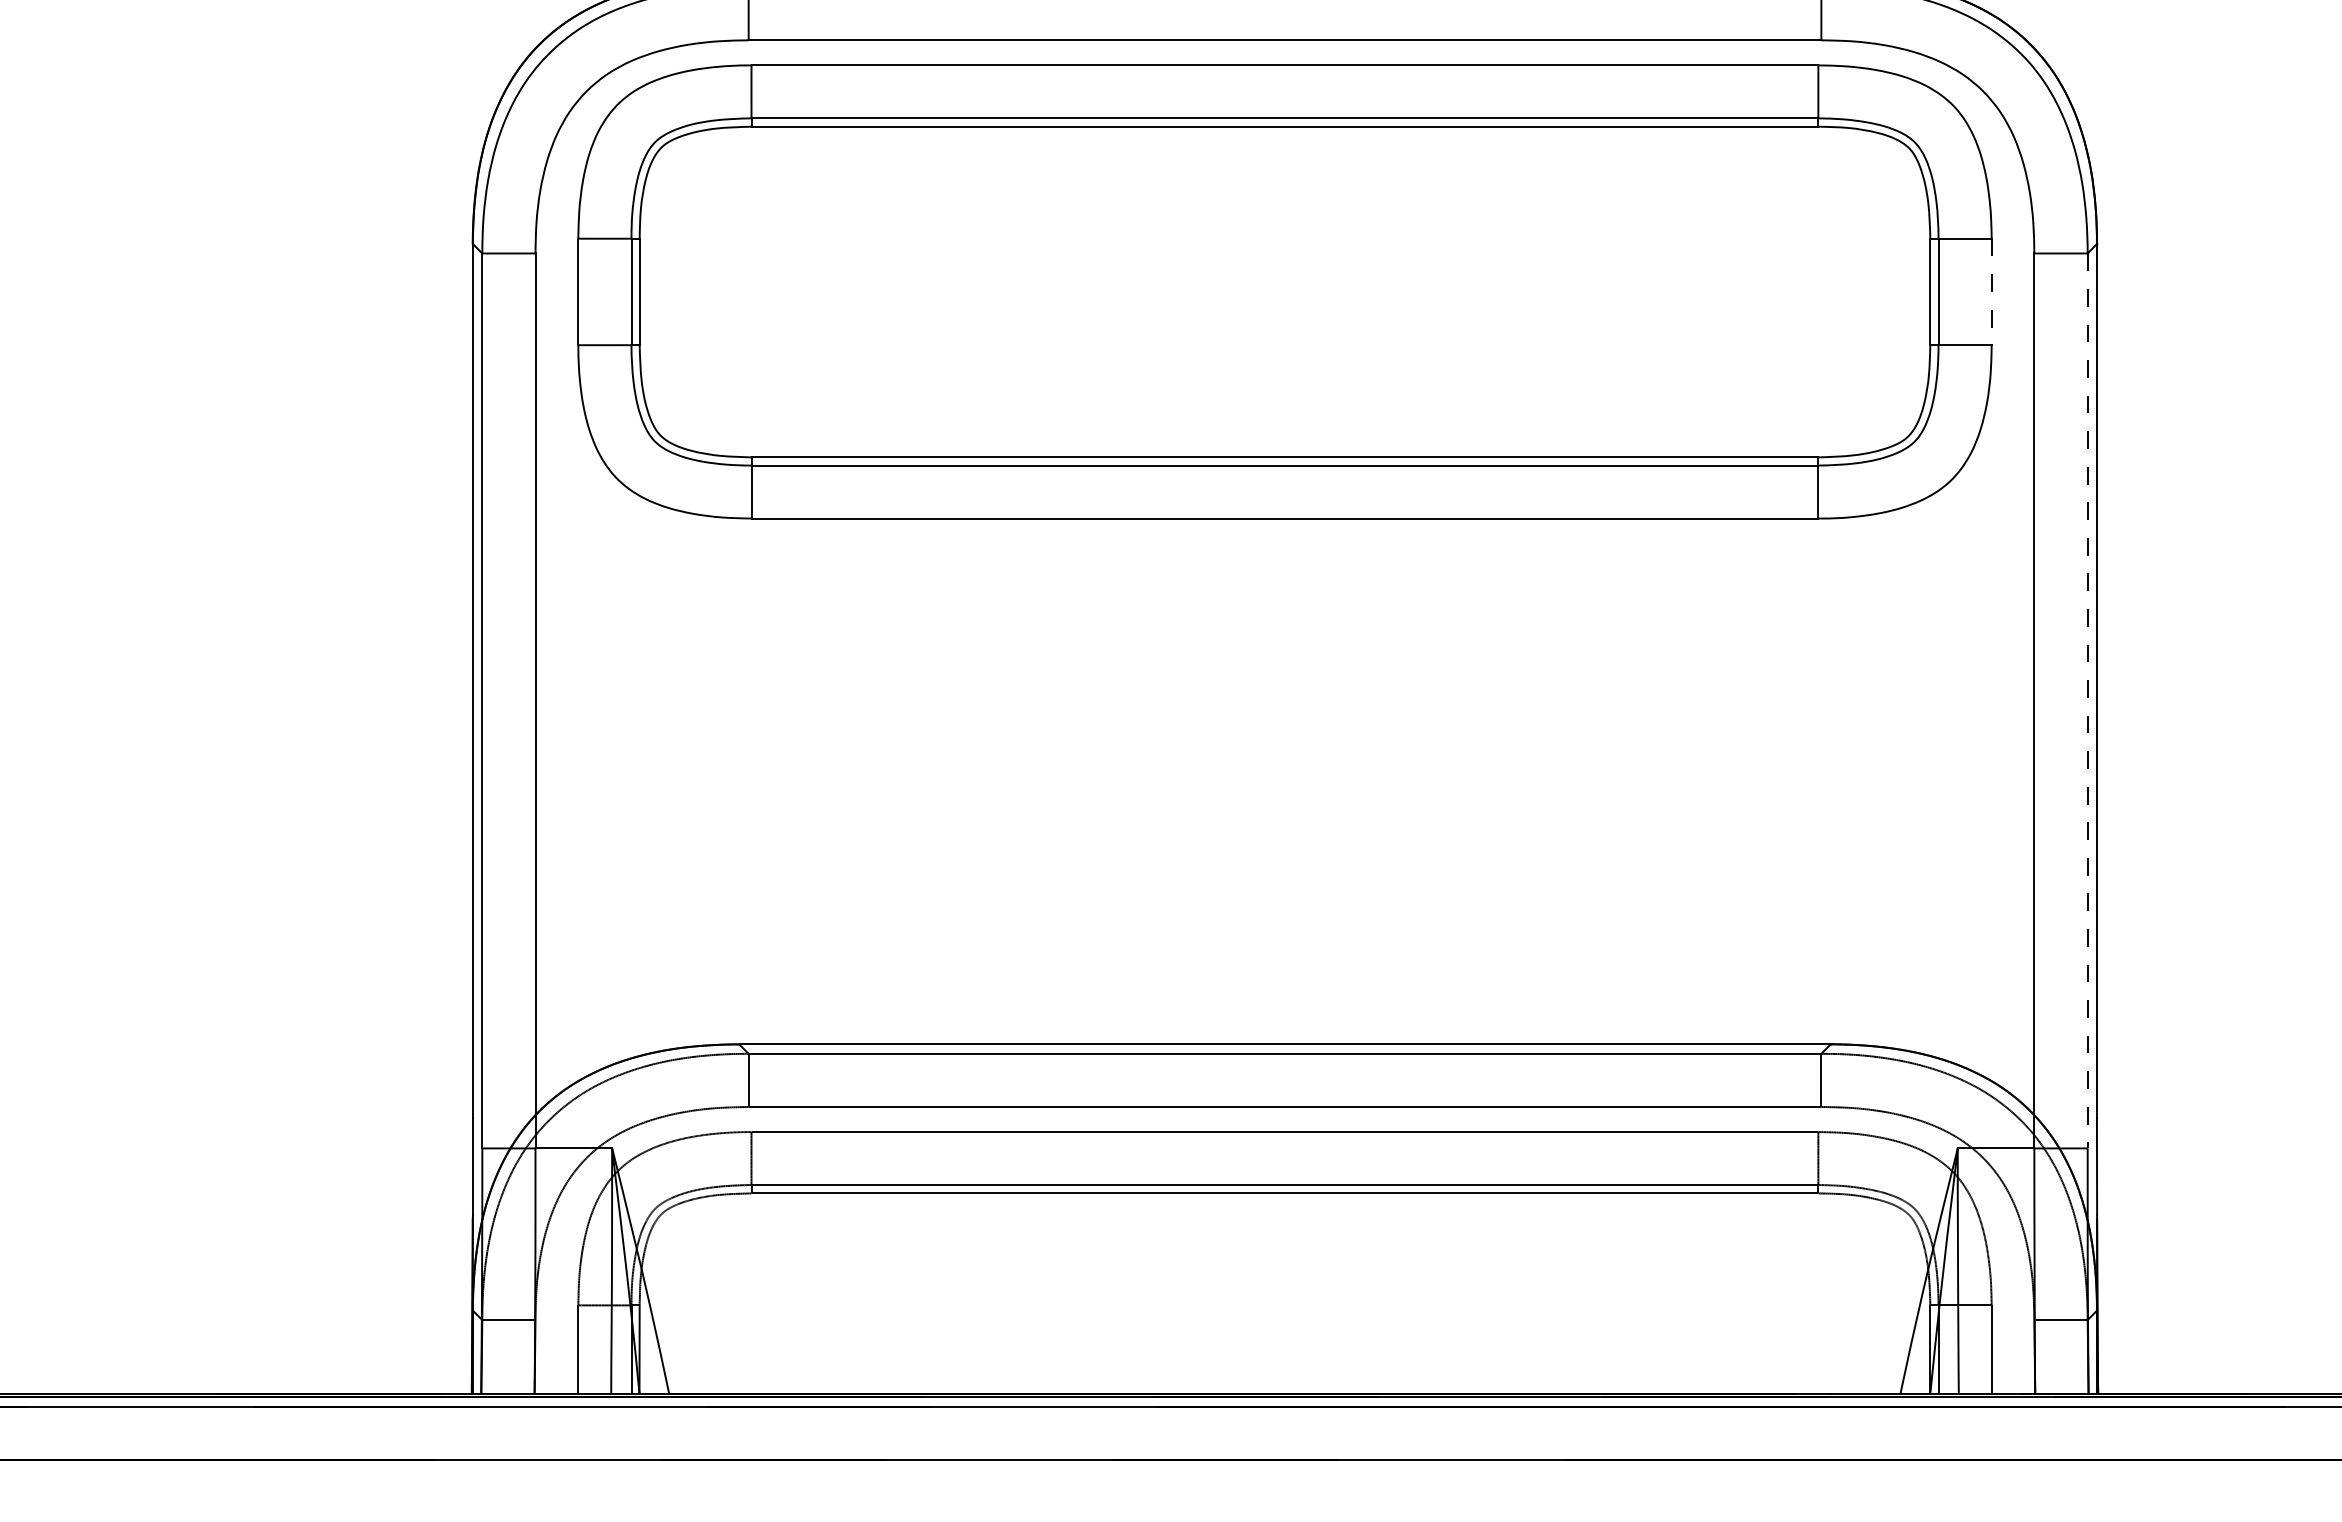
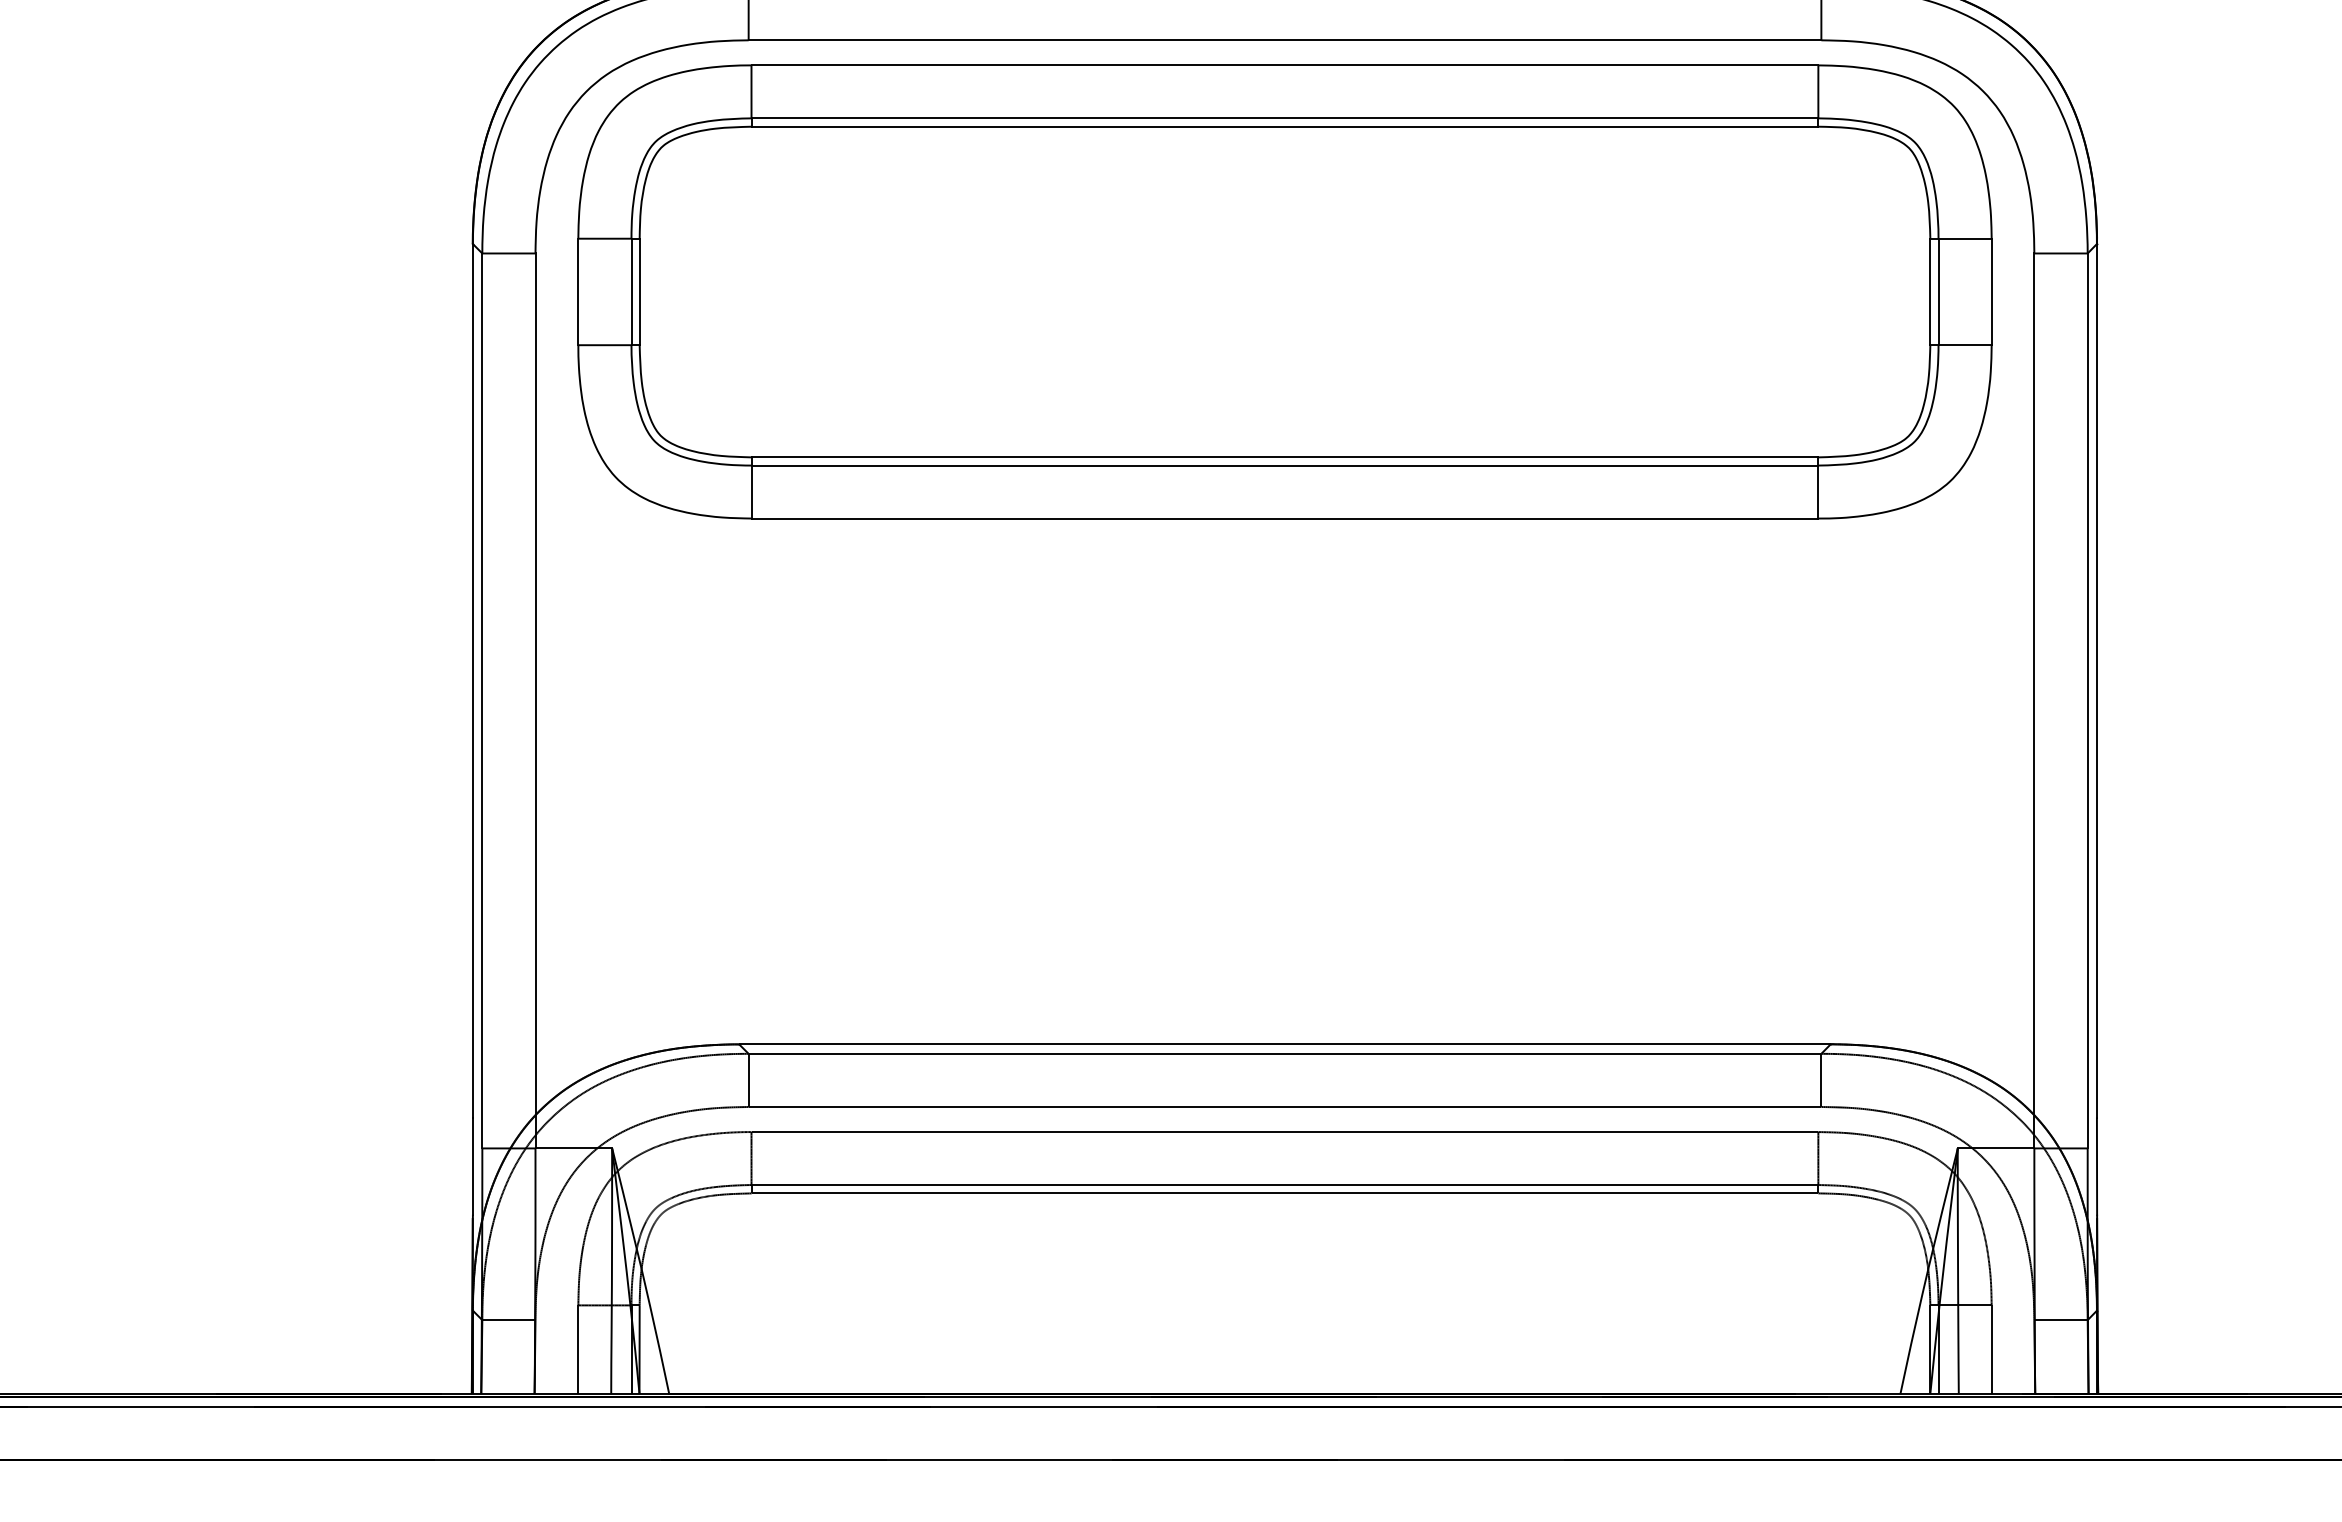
line: dashed -> solid (1991, 292)
line: dashed -> solid (2087, 701)
